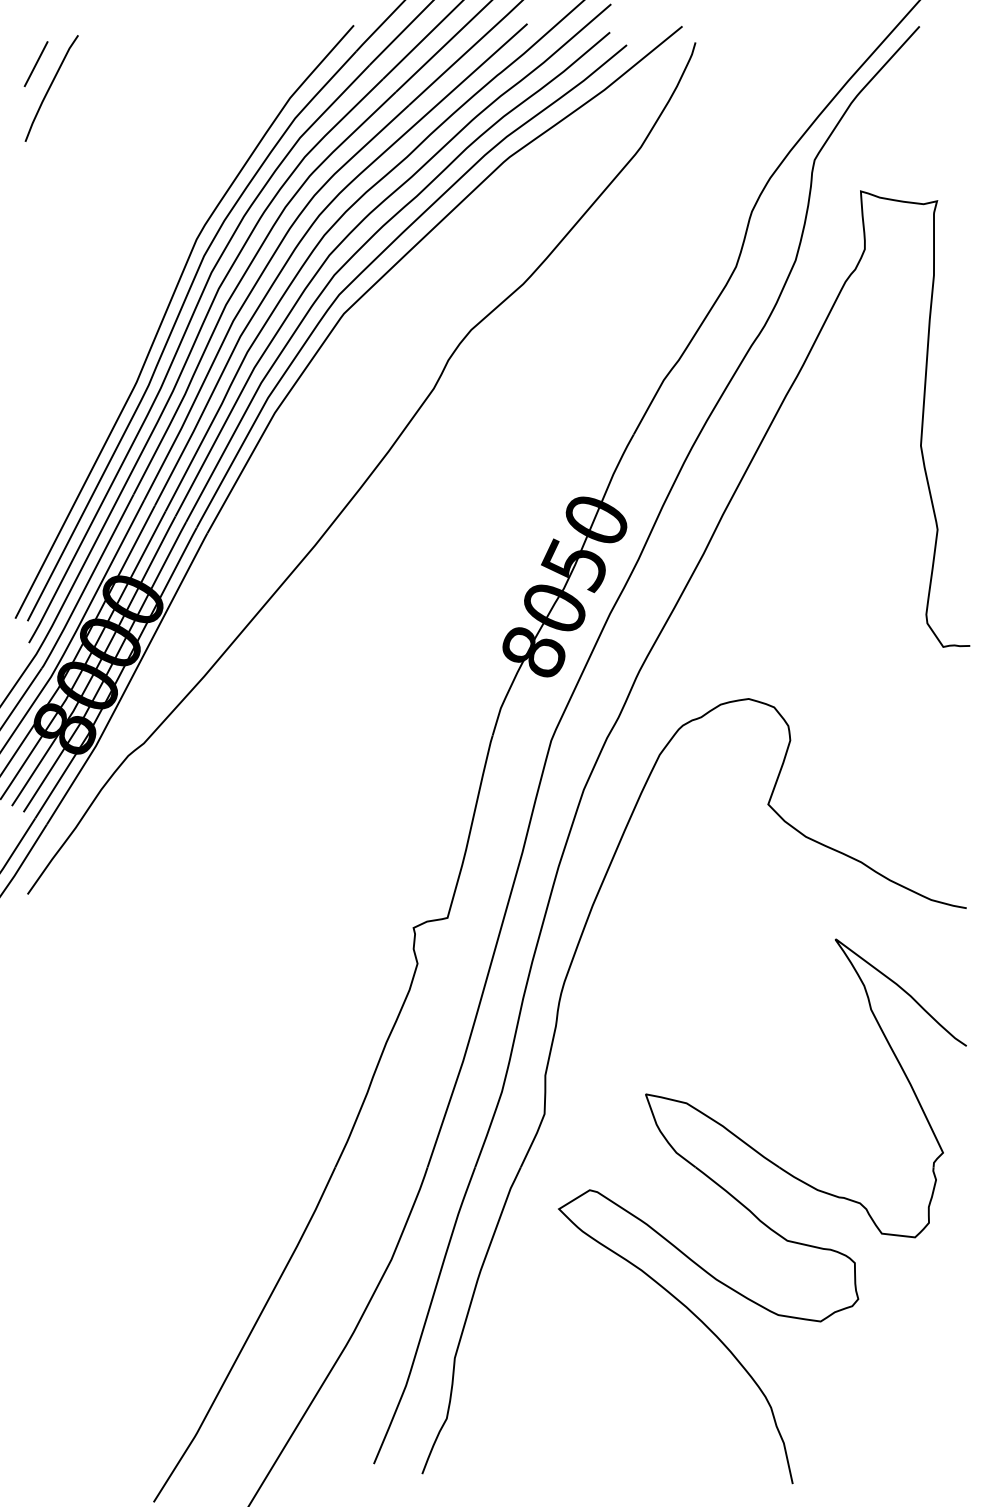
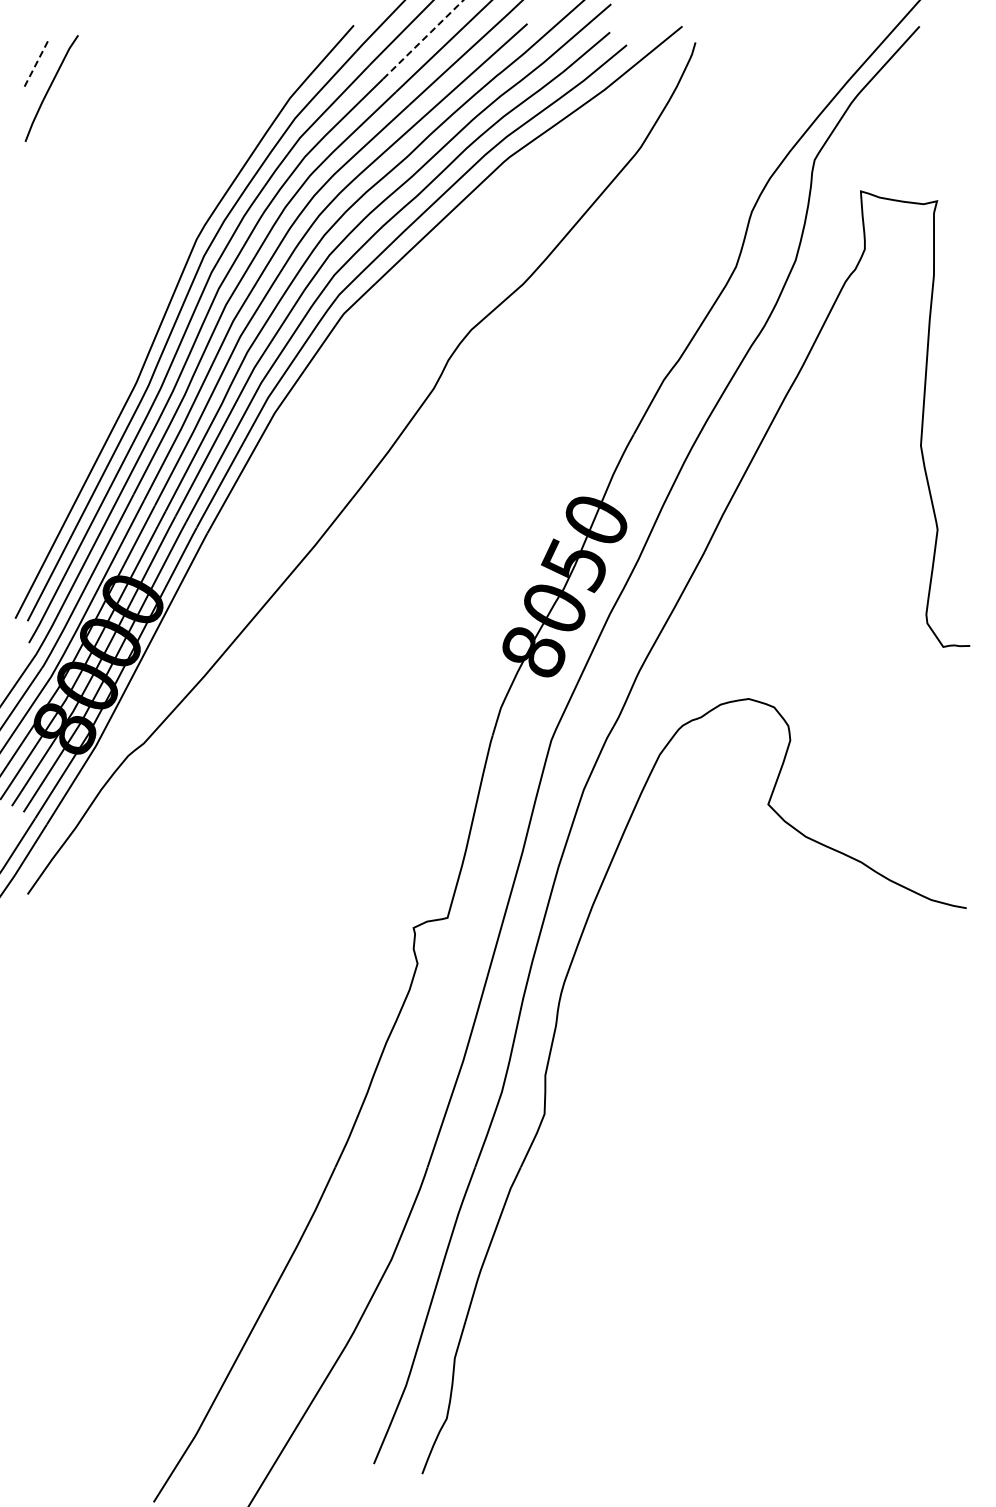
line: solid -> dashed (423, 39)
line: solid -> dashed (36, 64)
part: present -> none (757, 1216)
